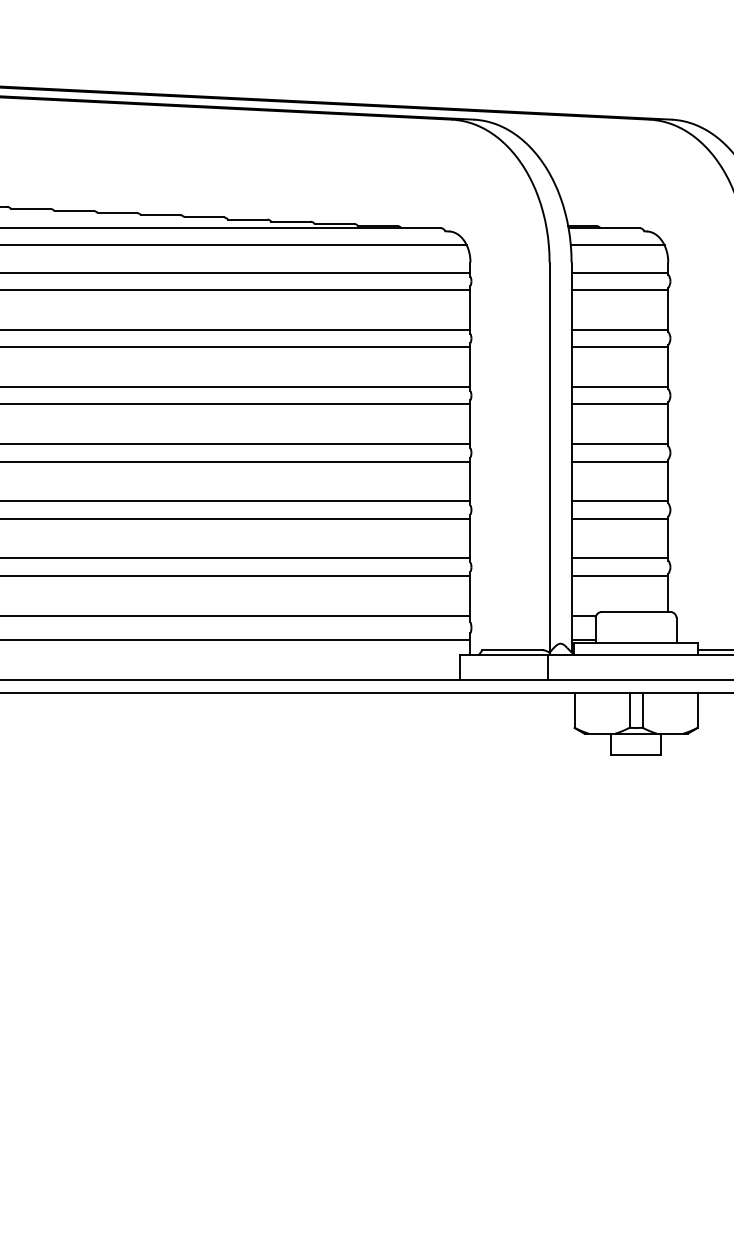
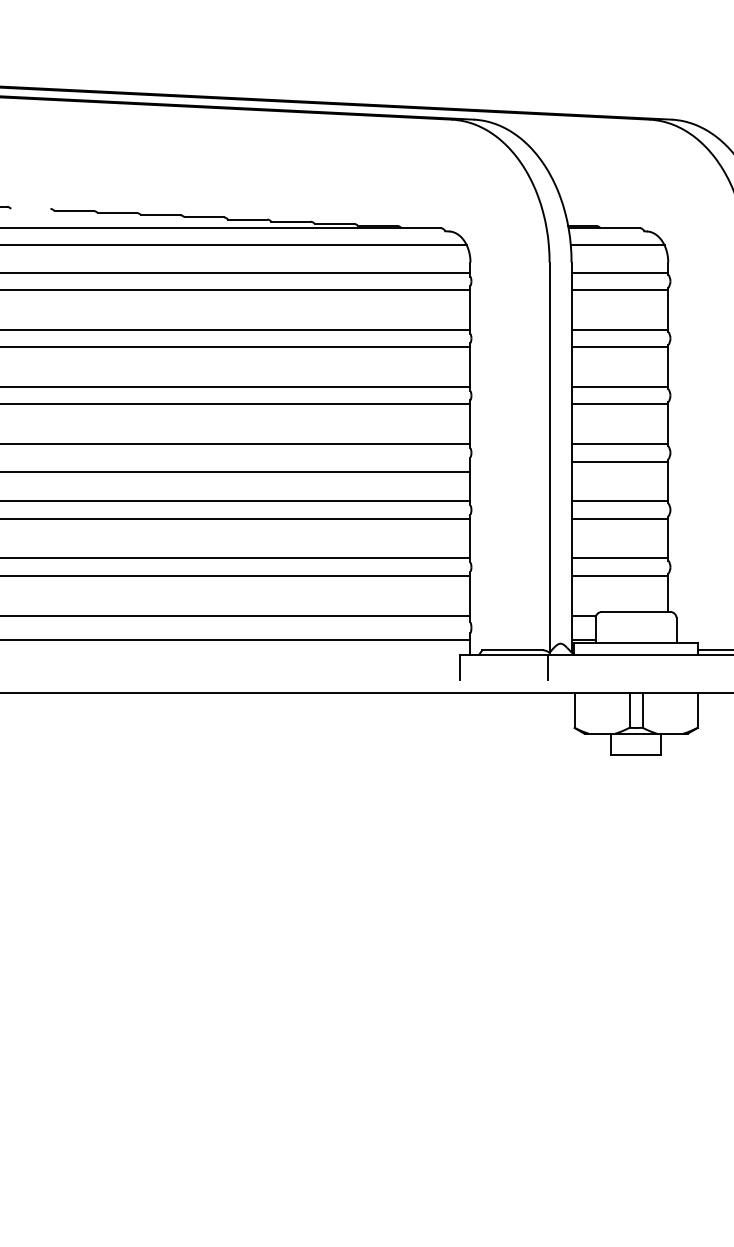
line: present -> none (30, 208)
line position: (236, 461) -> (236, 471) (236, 471)
line: present -> none (366, 680)
